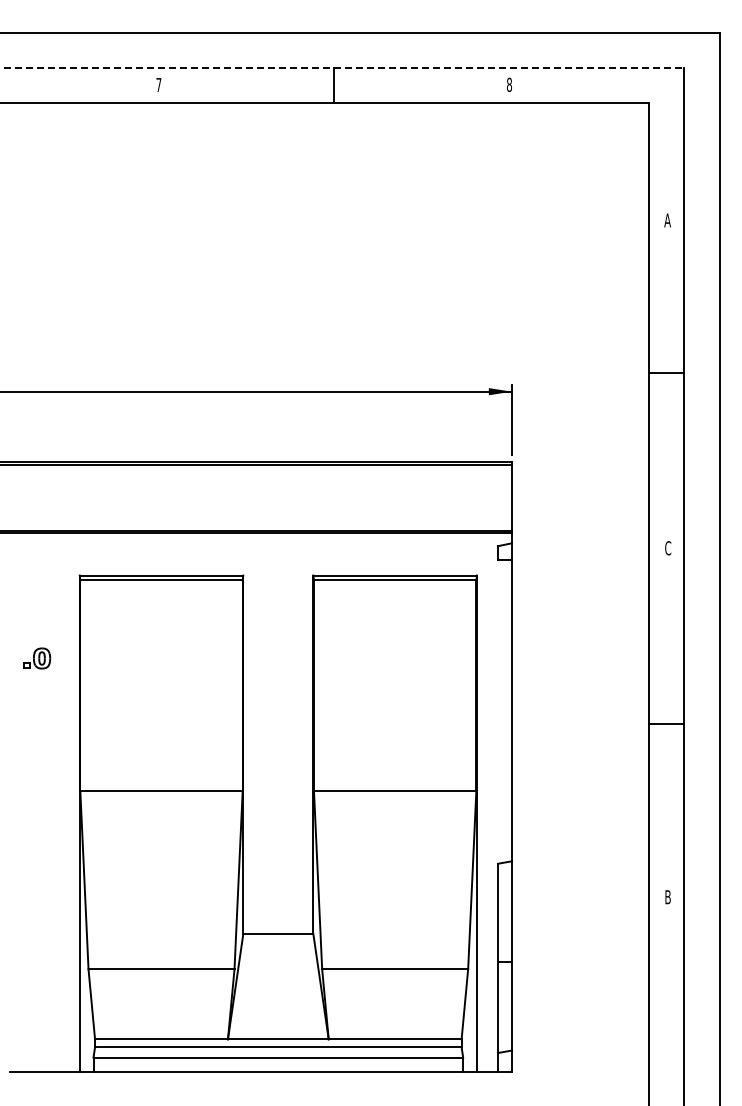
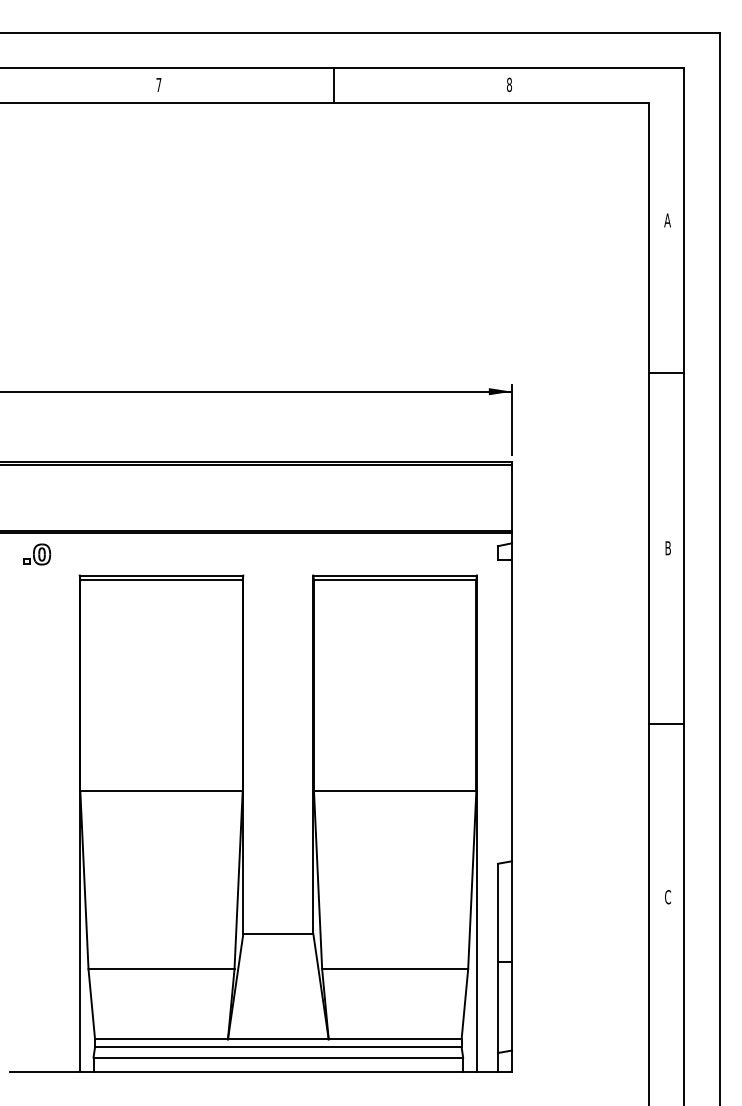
line: dashed -> solid (342, 68)
text: C -> B (668, 548)
part position: (37, 658) -> (37, 554) (37, 554)
text: B -> C (667, 897)
